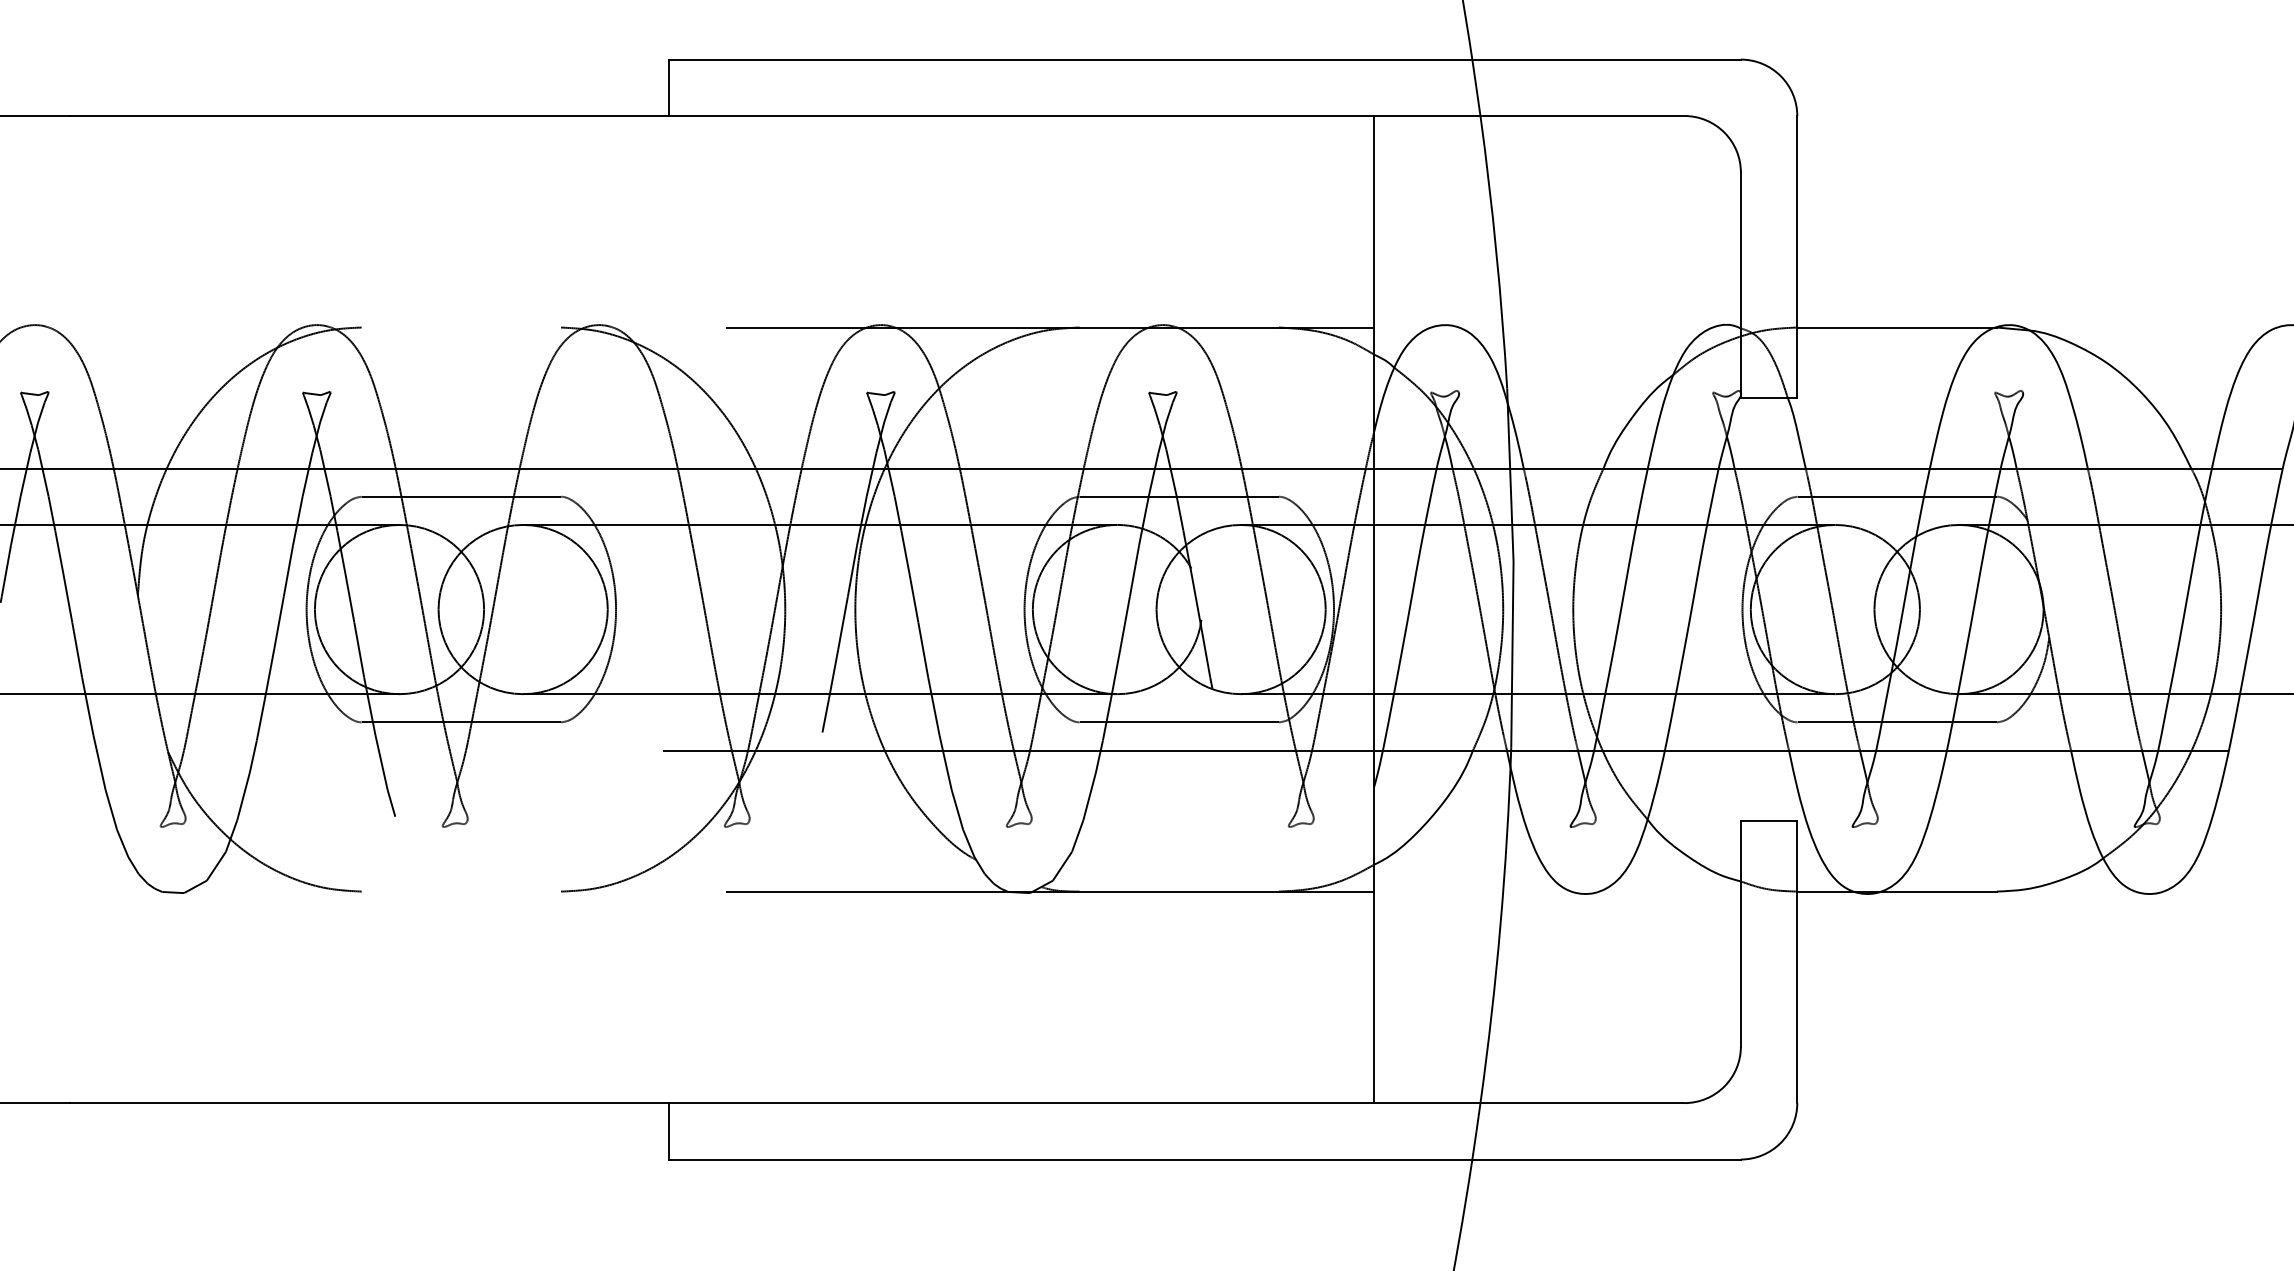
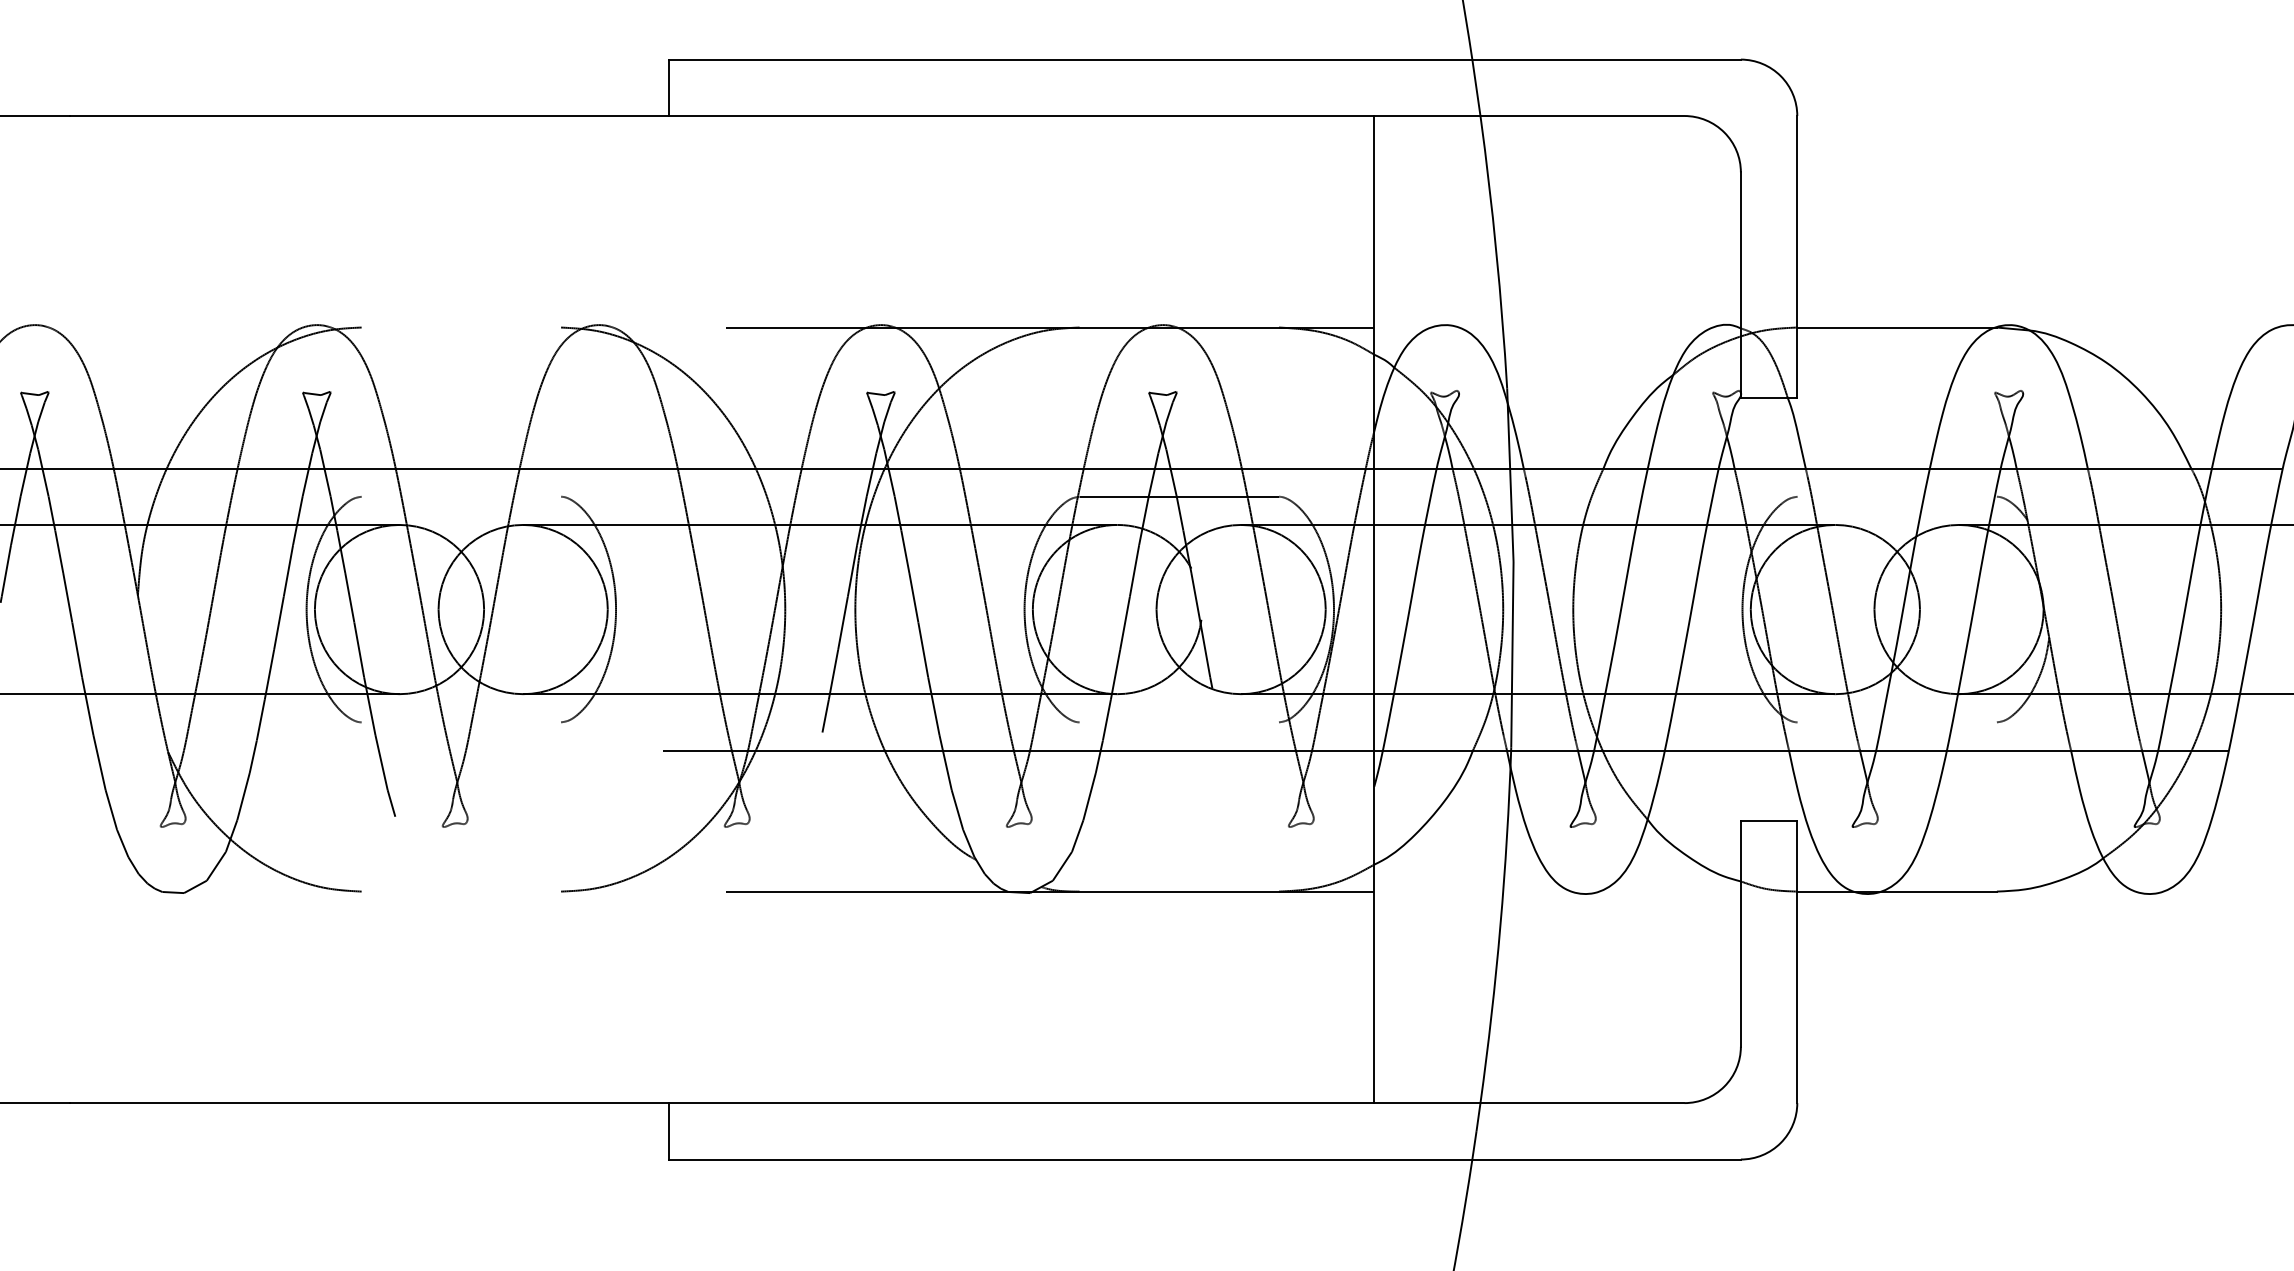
line: present -> none (461, 496)
line: present -> none (1896, 496)
line: present -> none (461, 722)
line: present -> none (1179, 722)
line: present -> none (1896, 722)
